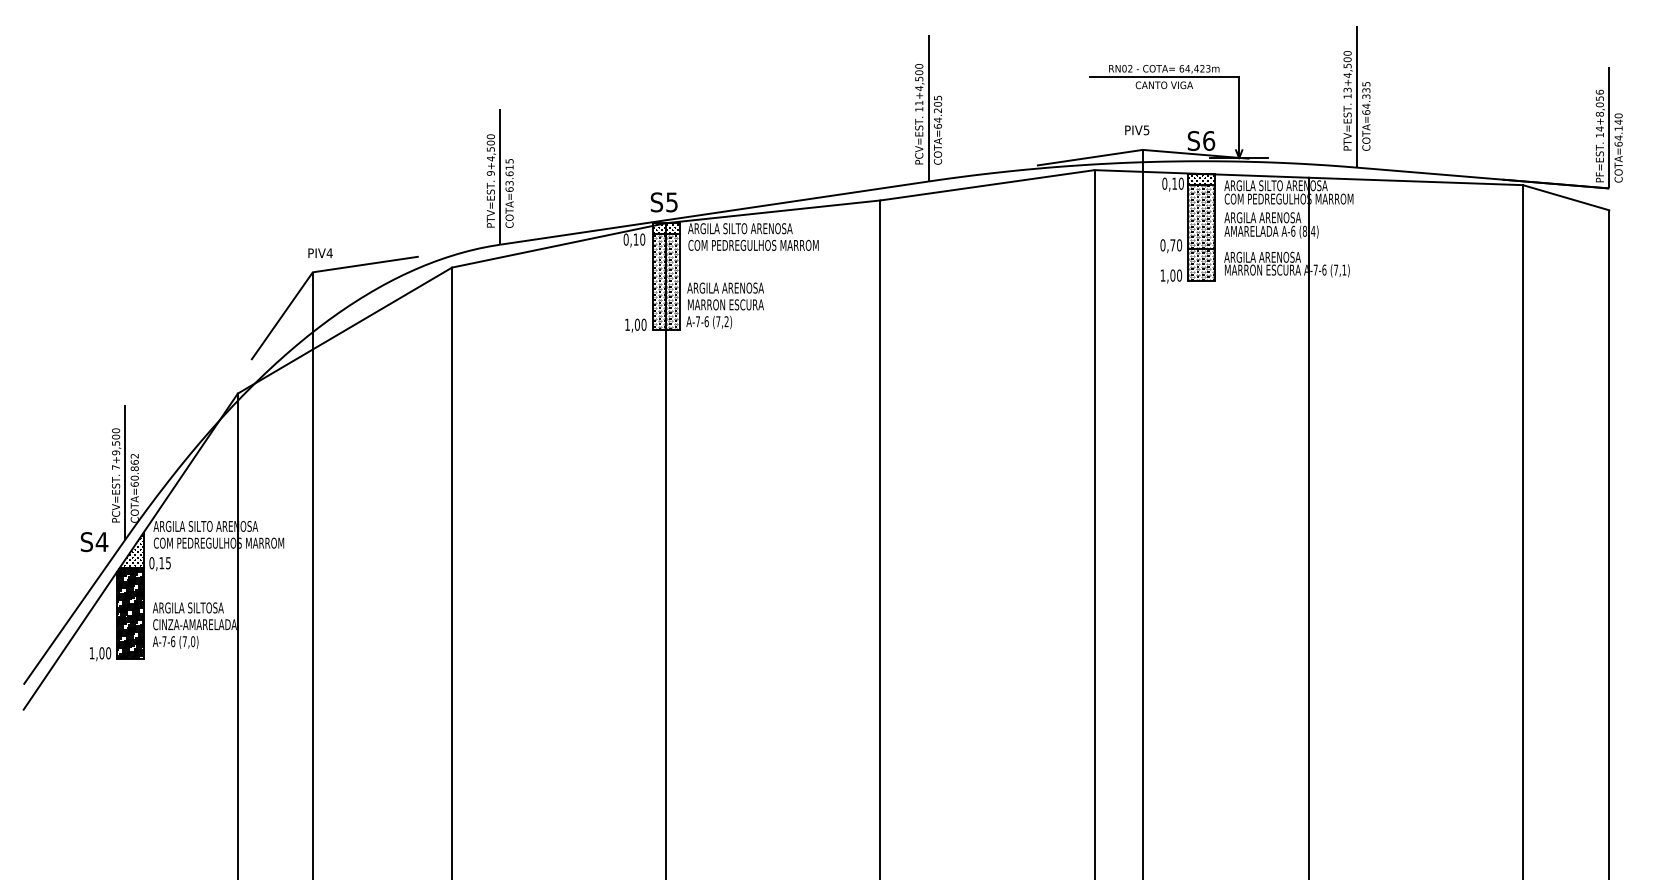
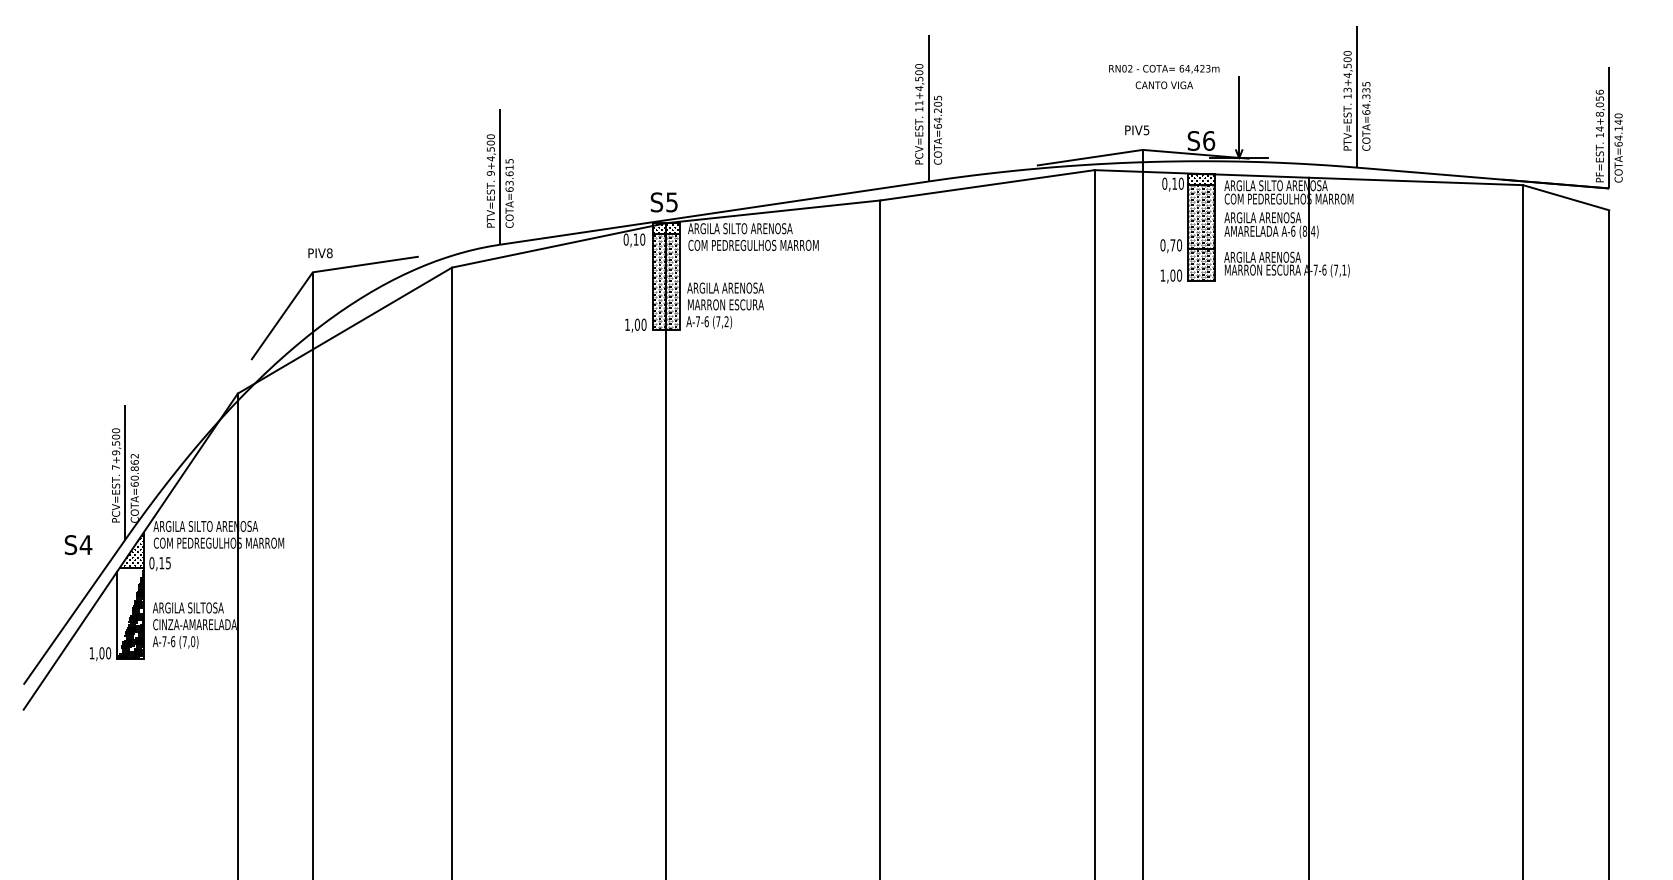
line: present -> none (1164, 76)
text: PIV4 -> PIV8 (329, 253)
text position: (94, 542) -> (78, 545) (78, 545)
hatch: present -> none (130, 612)
